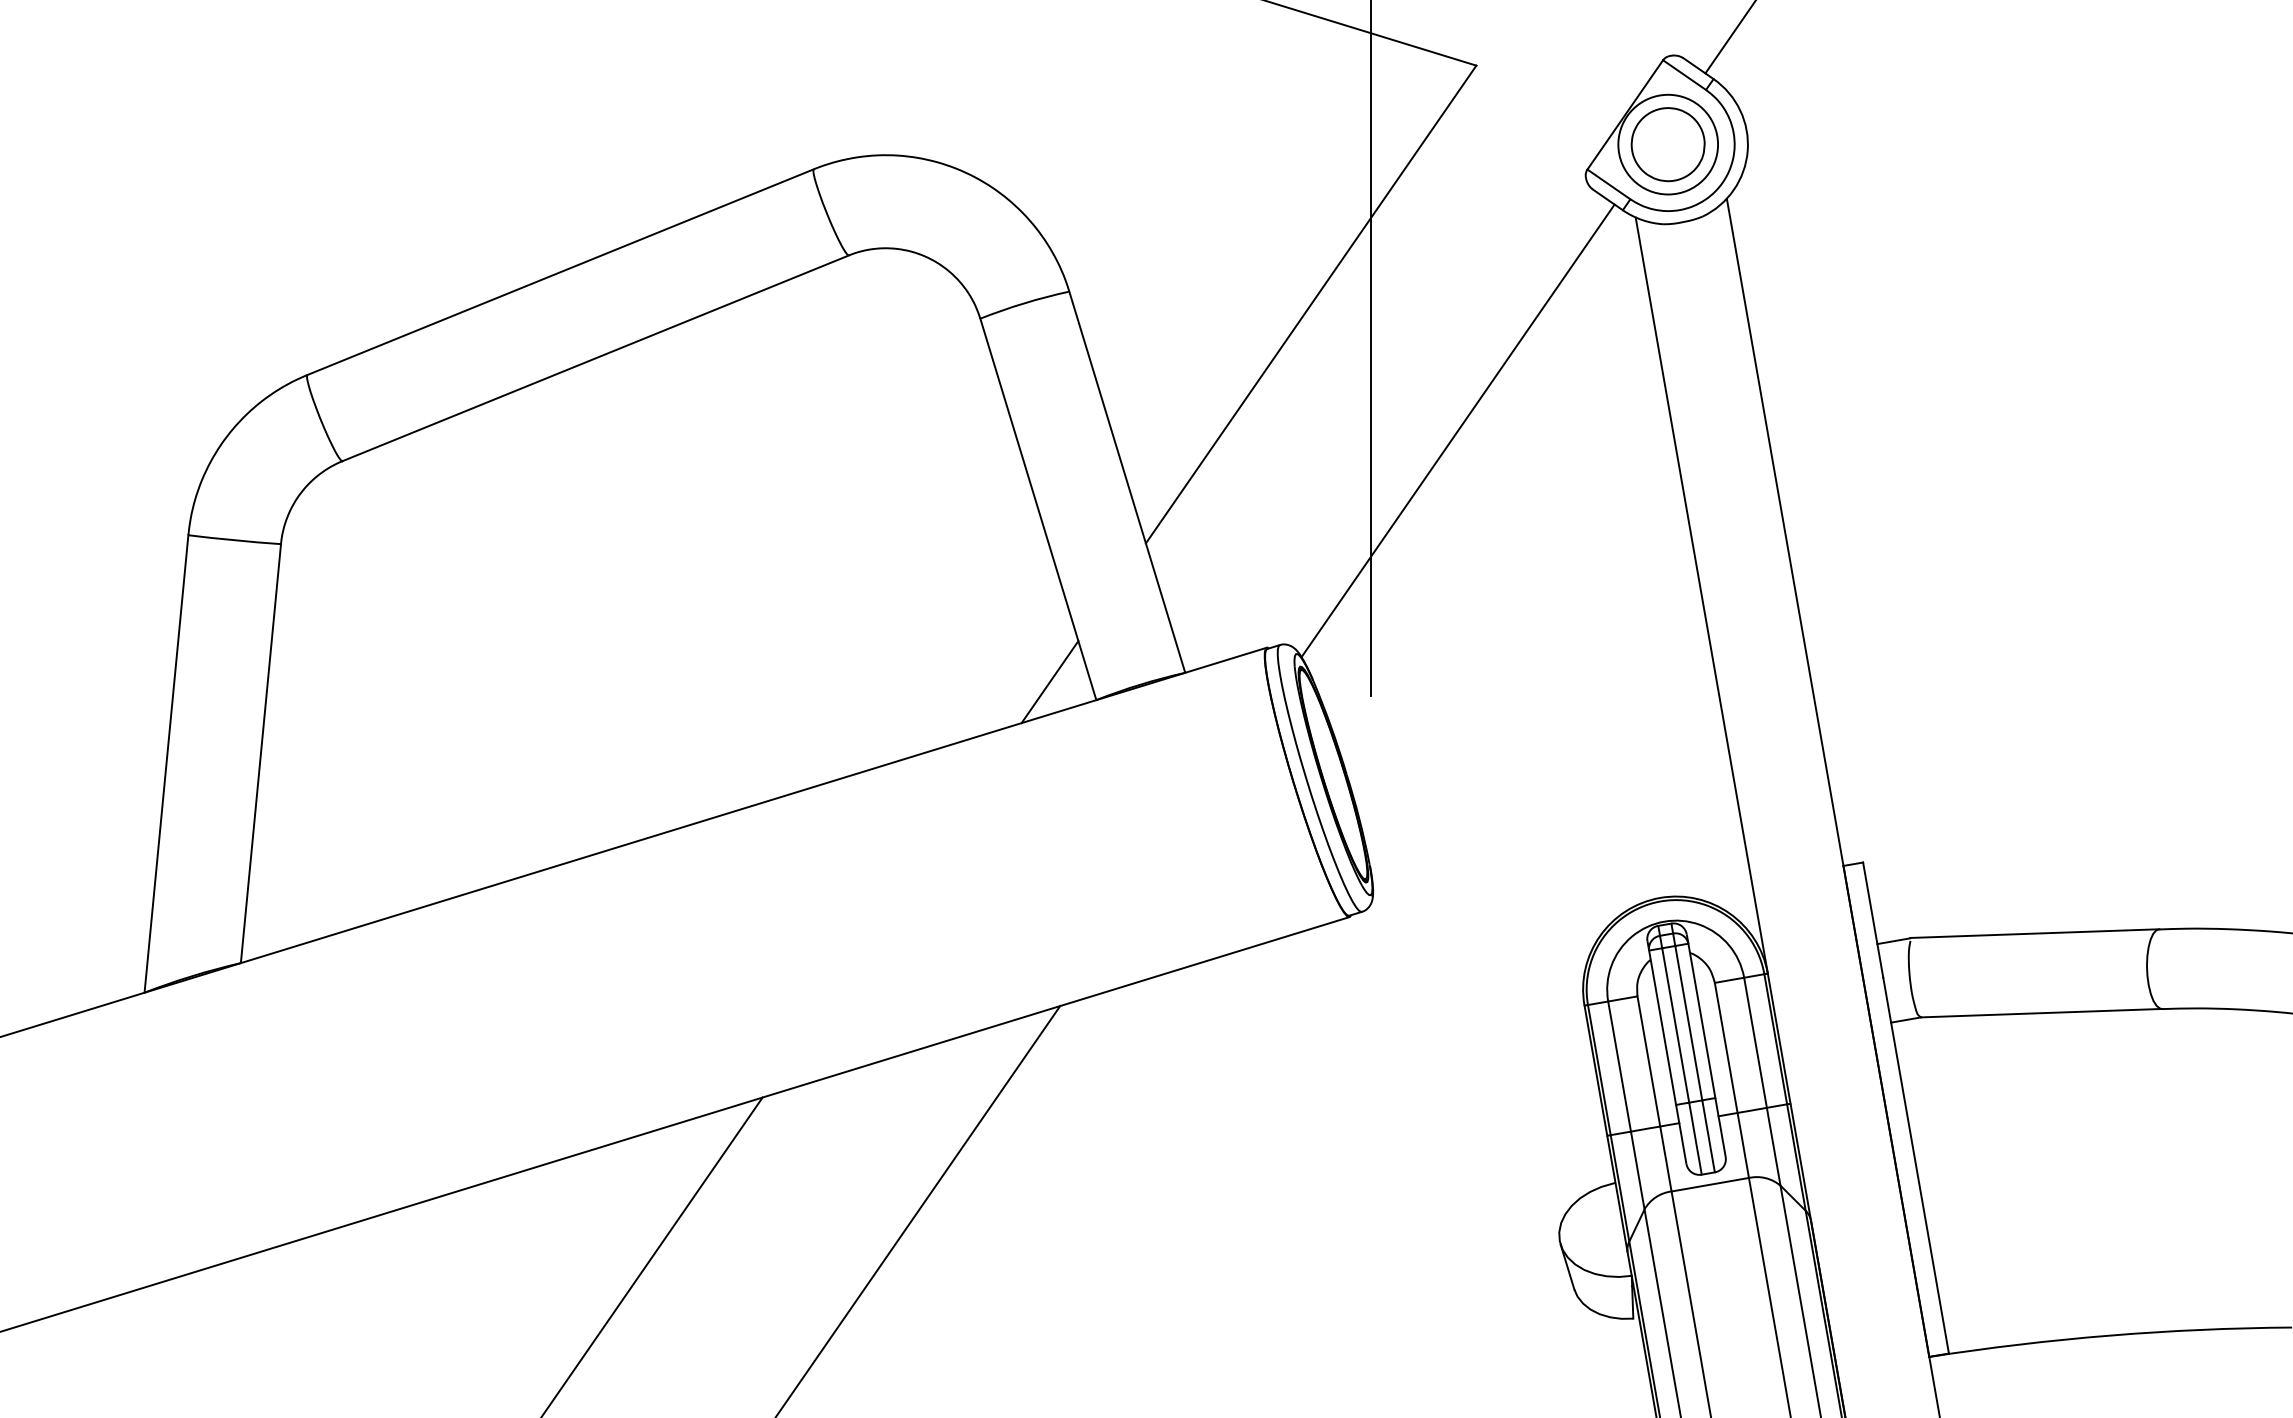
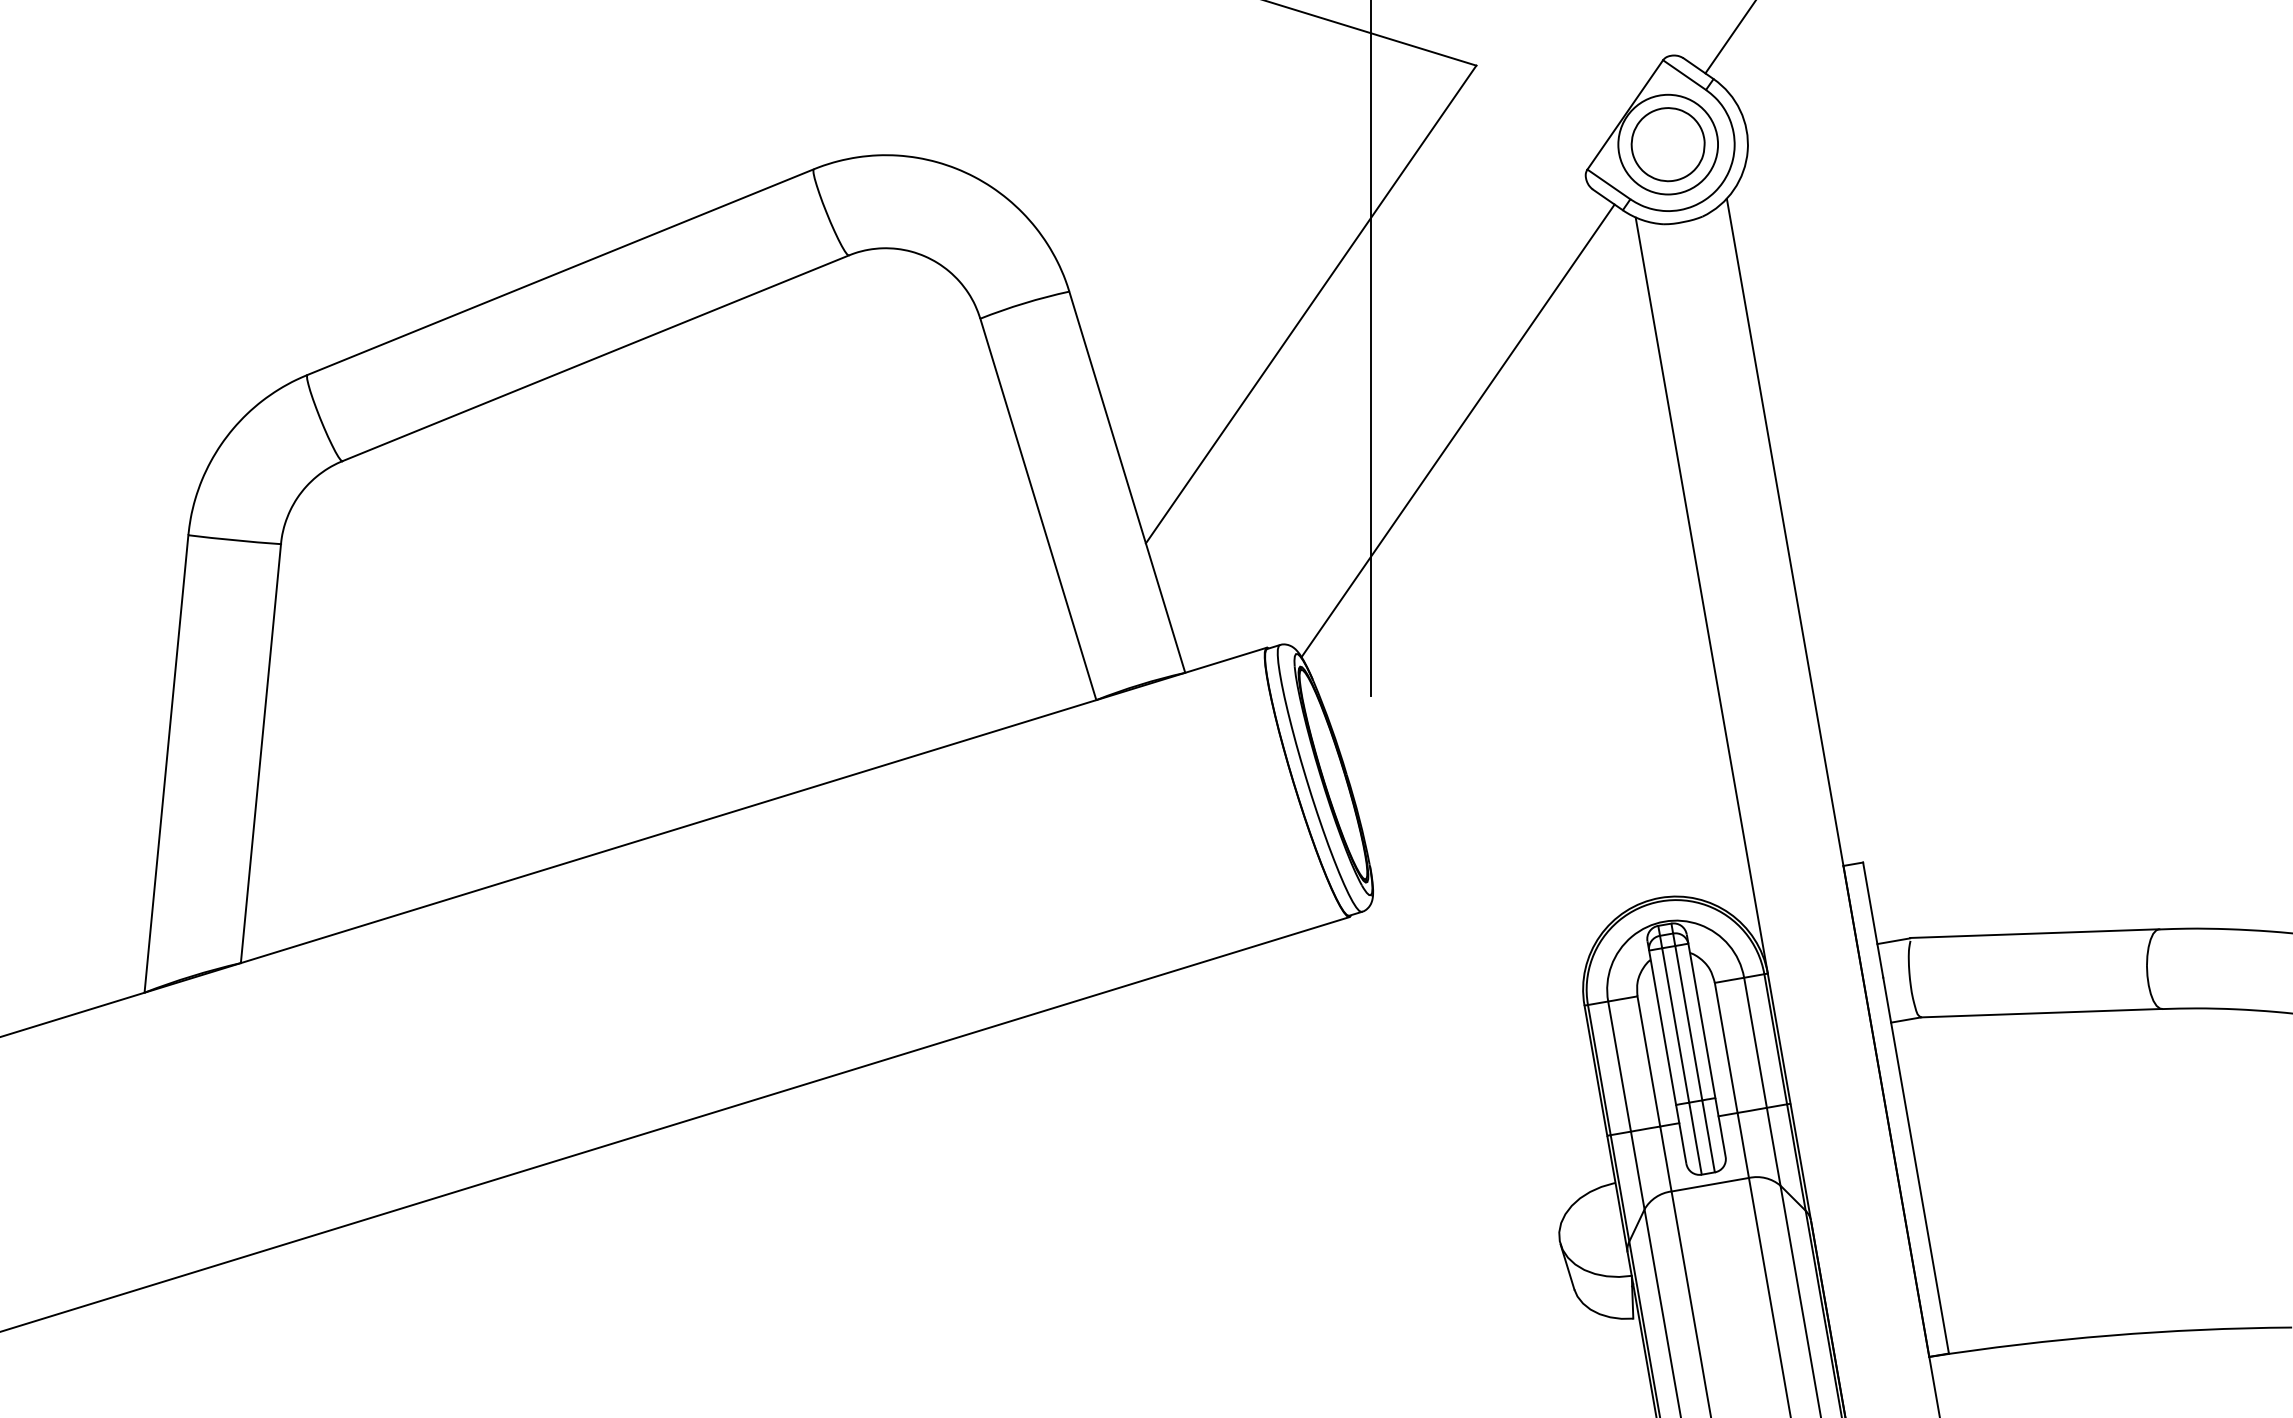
line: present -> none (1049, 682)
line: present -> none (918, 1210)
line: present -> none (652, 1255)
